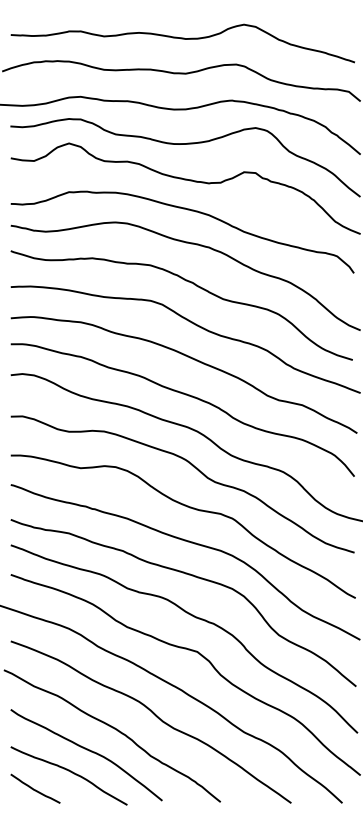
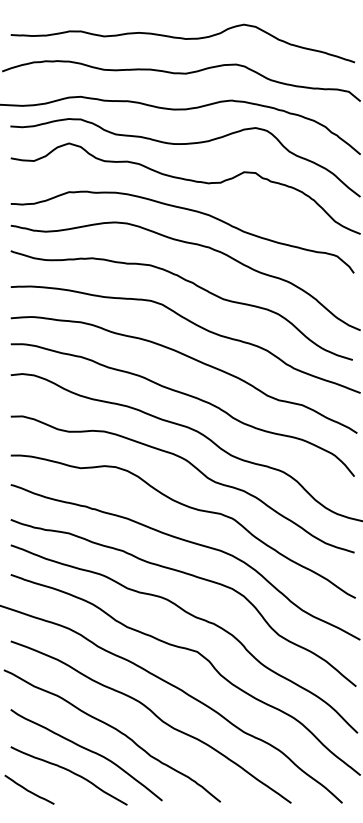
curve position: (35, 789) -> (29, 790) (29, 790)
